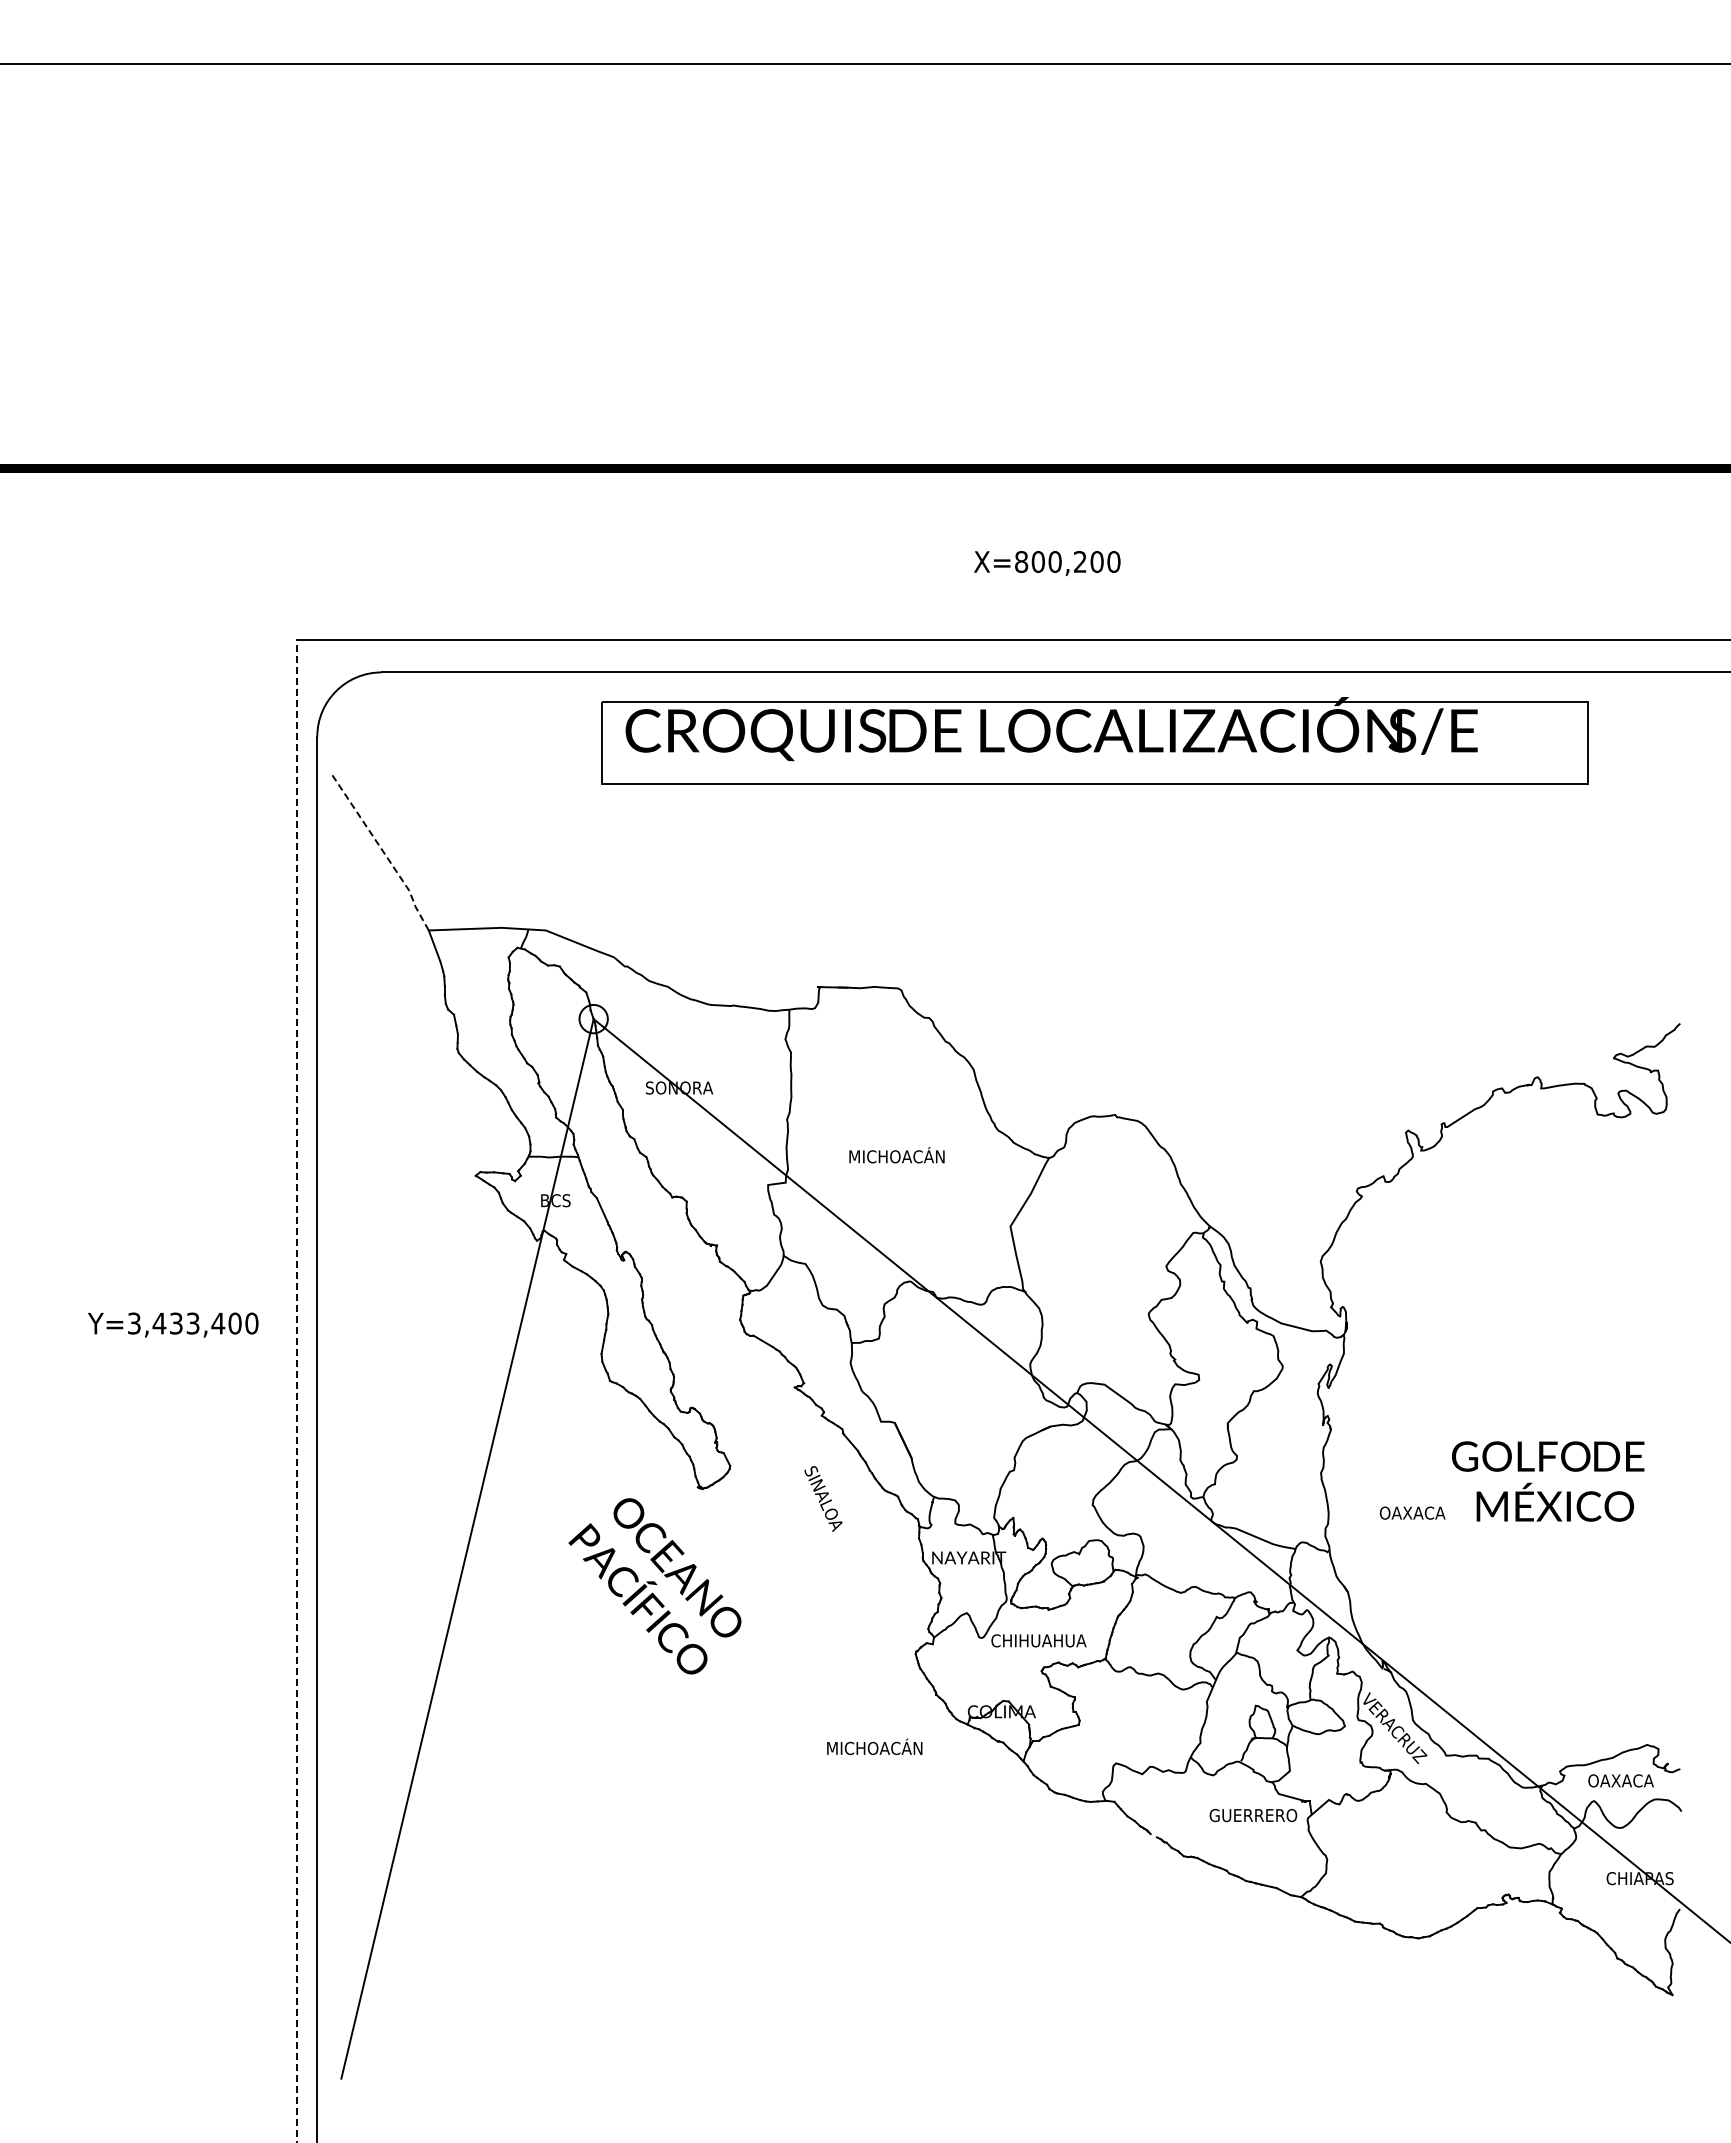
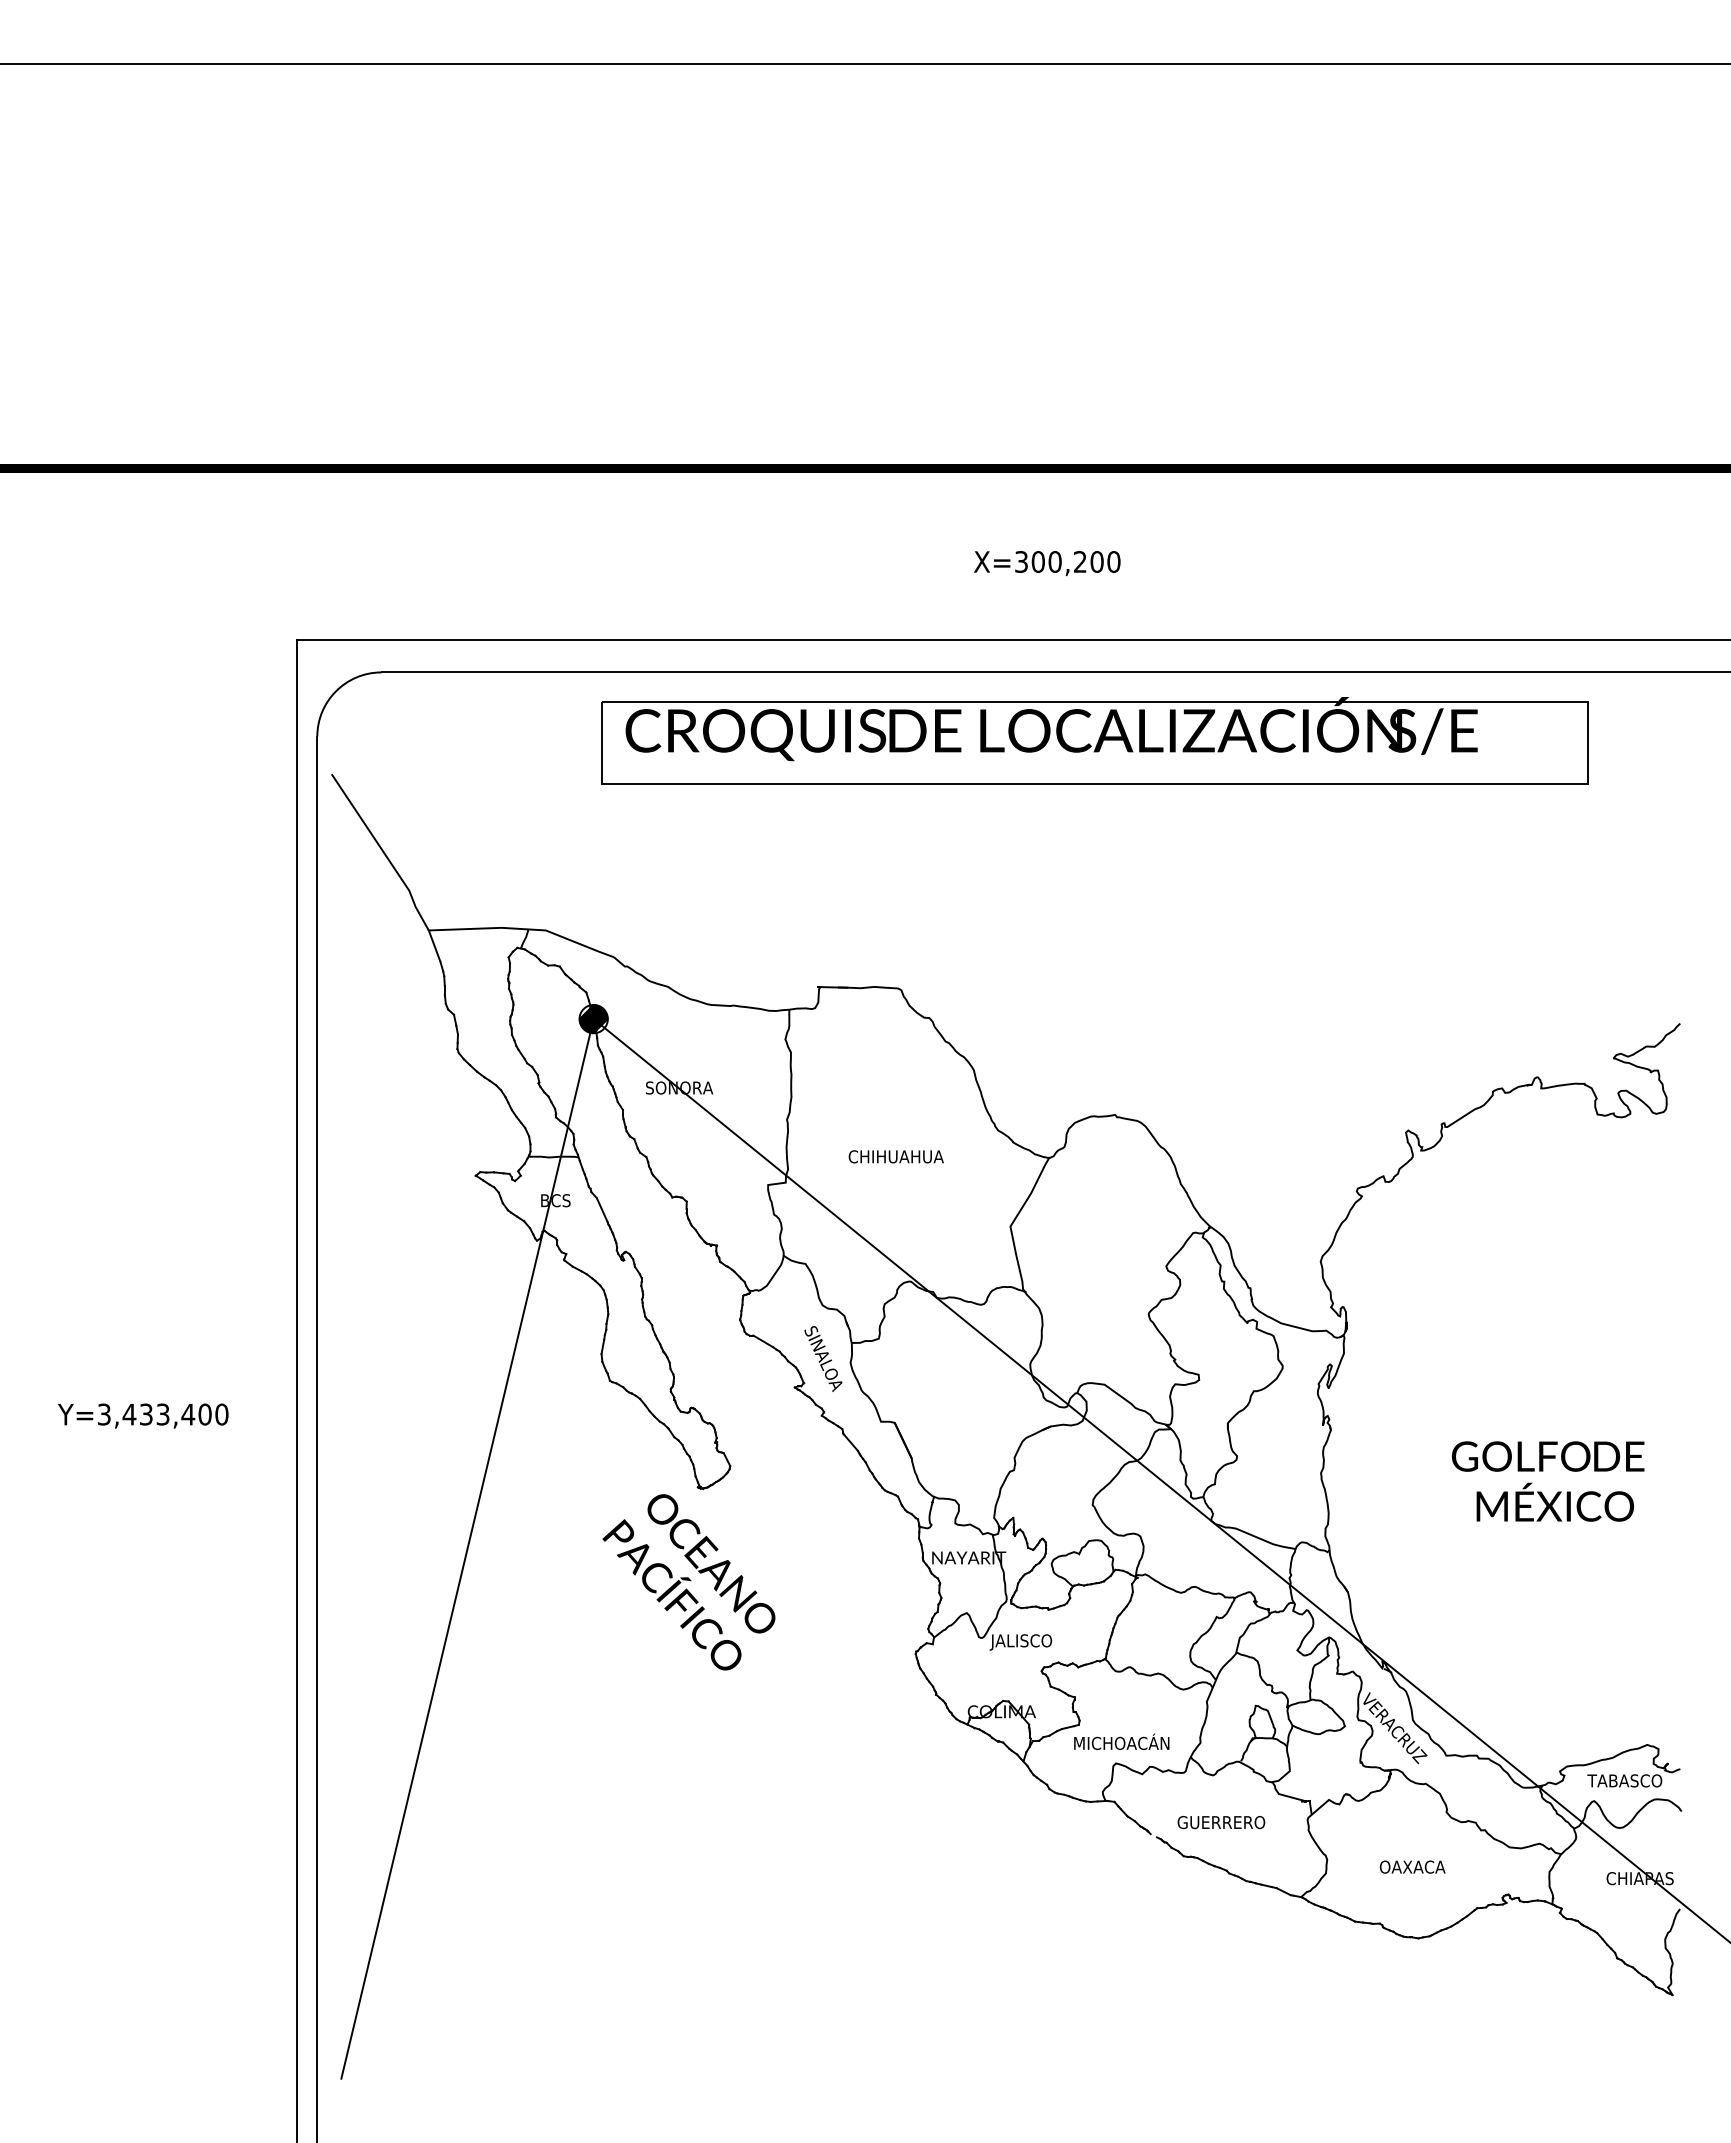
text: X=800,200 -> X=300,200 (1021, 561)
line: dashed -> solid (383, 852)
hatch: none -> present (593, 1018)
text: MICHOACÁN -> CHIHUAHUA (896, 1155)
text position: (173, 1324) -> (143, 1415) (143, 1415)
line: dashed -> solid (296, 1391)
text position: (823, 1498) -> (823, 1358) (823, 1358)
text position: (1412, 1512) -> (1412, 1866) (1412, 1866)
text position: (654, 1586) -> (688, 1582) (688, 1582)
text: CHIHUAHUA -> JALISCO (1037, 1642)
text position: (874, 1746) -> (1121, 1741) (1121, 1741)
text: OAXACA -> TABASCO (1624, 1780)
text position: (1253, 1815) -> (1221, 1822) (1221, 1822)
